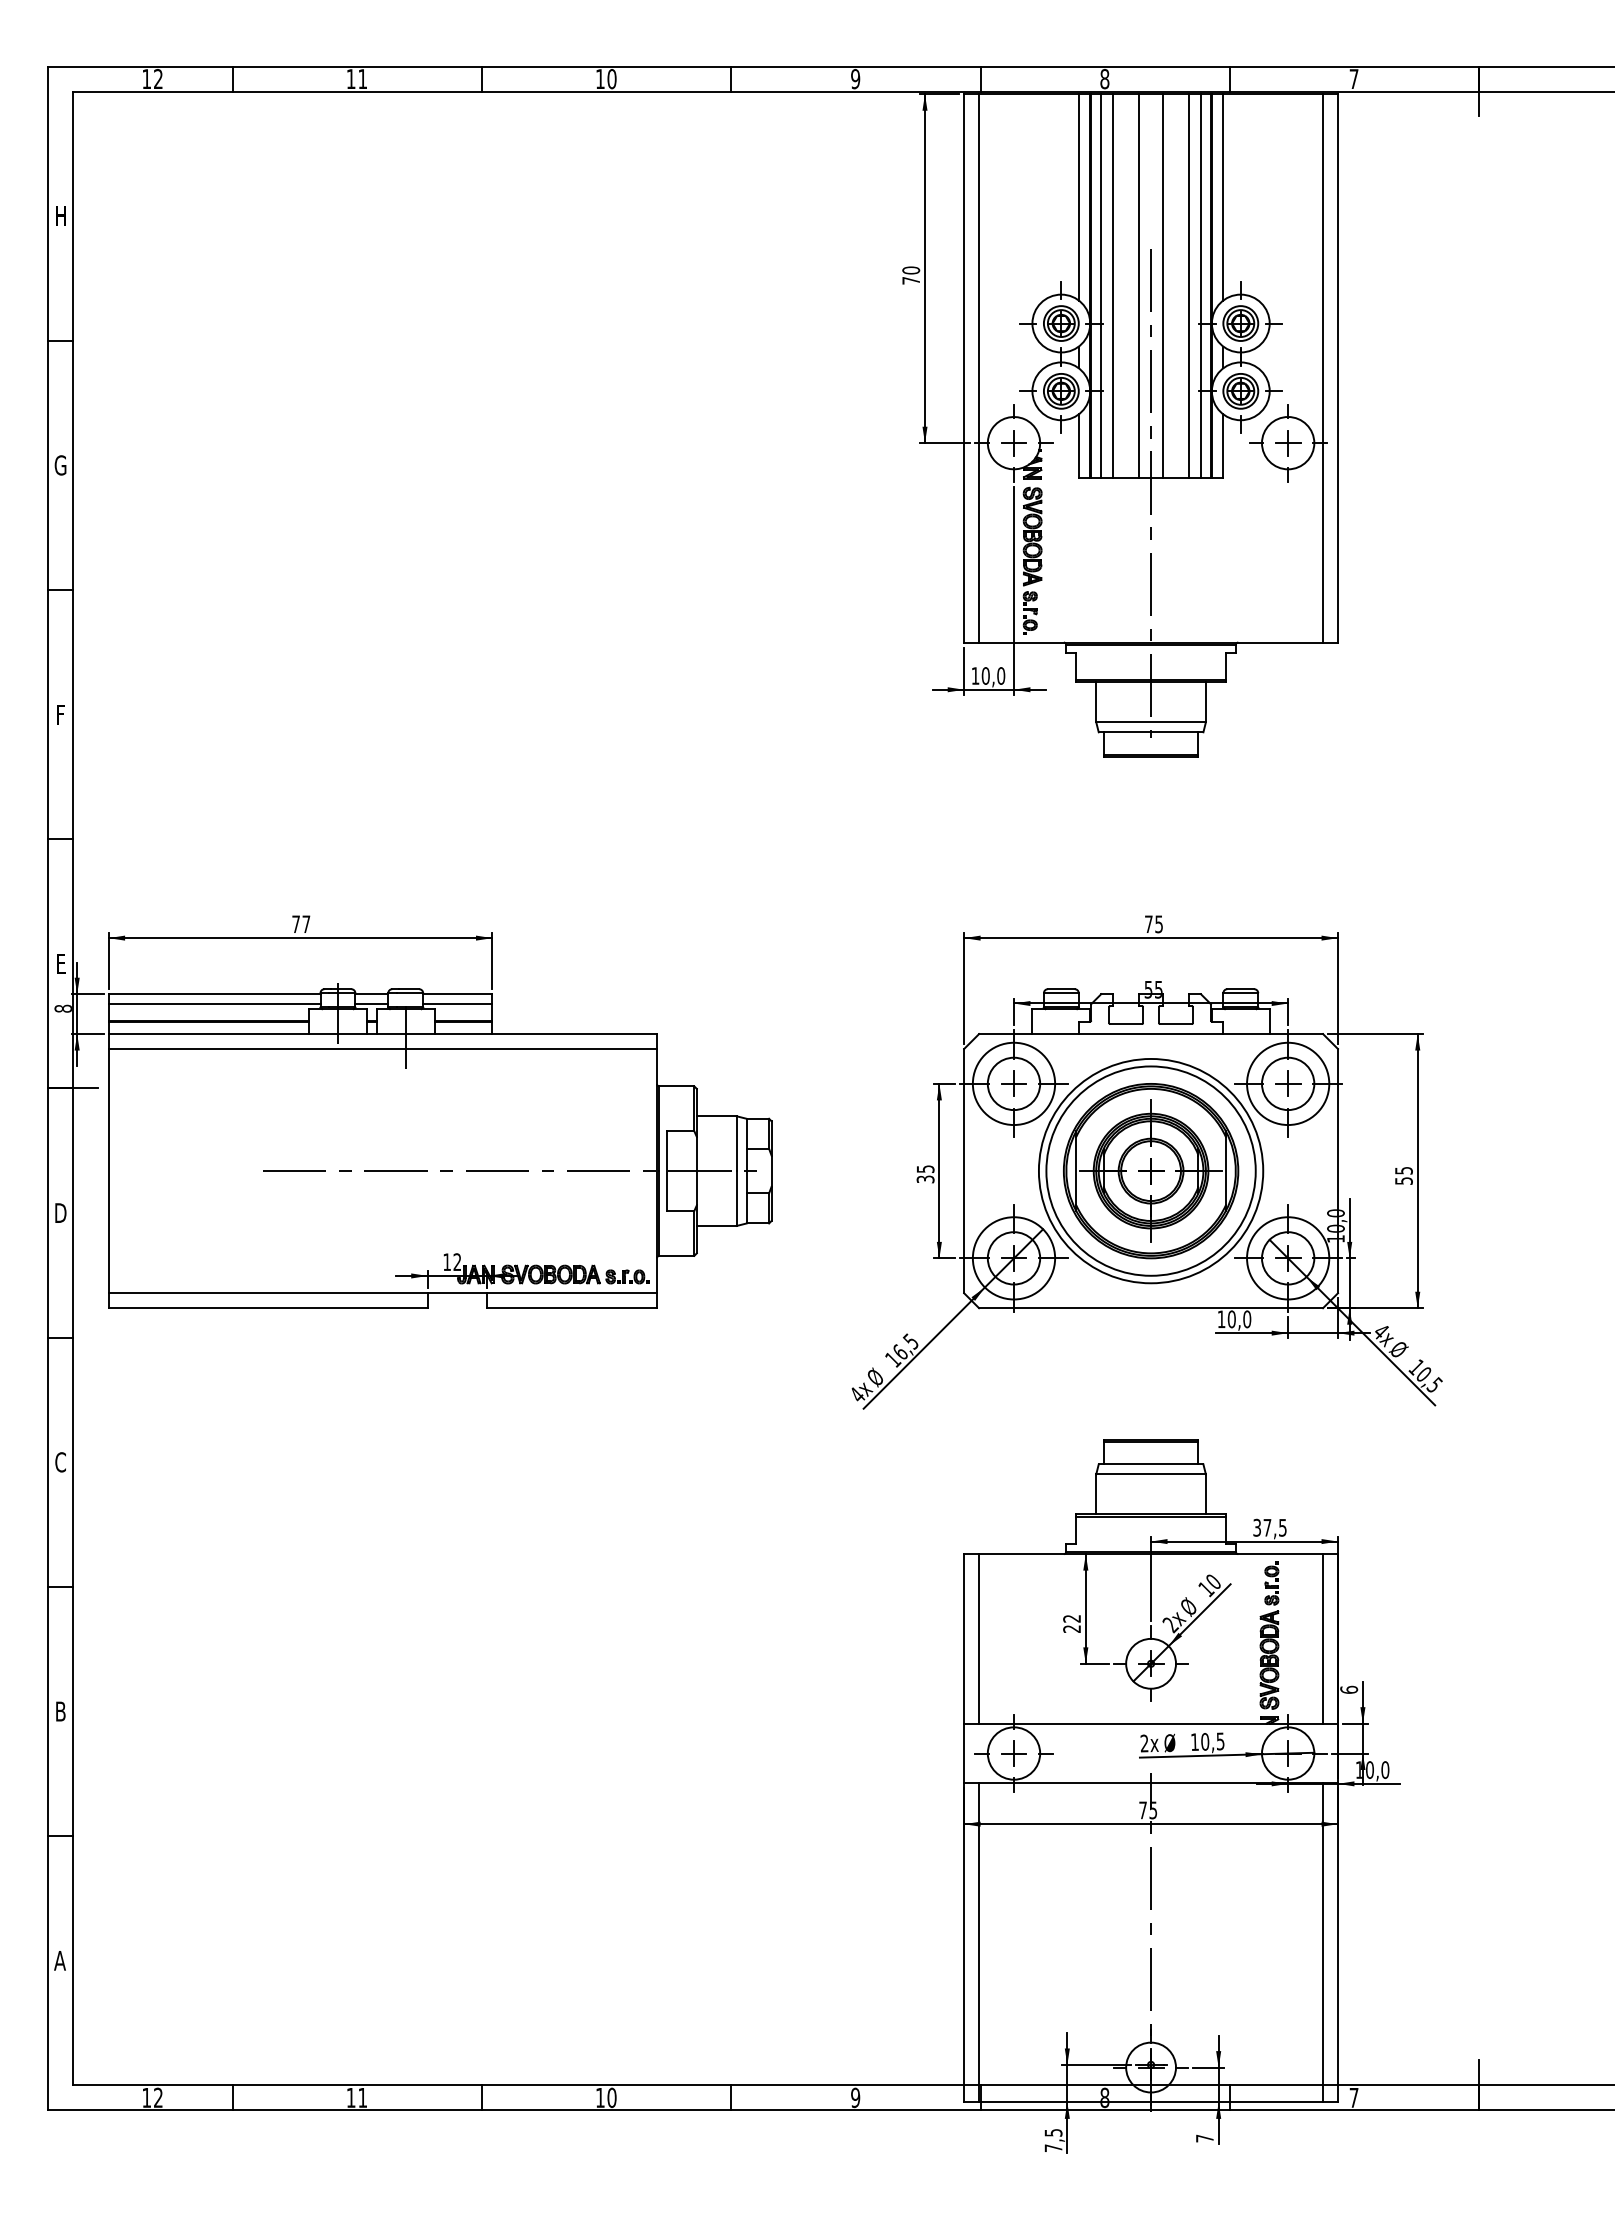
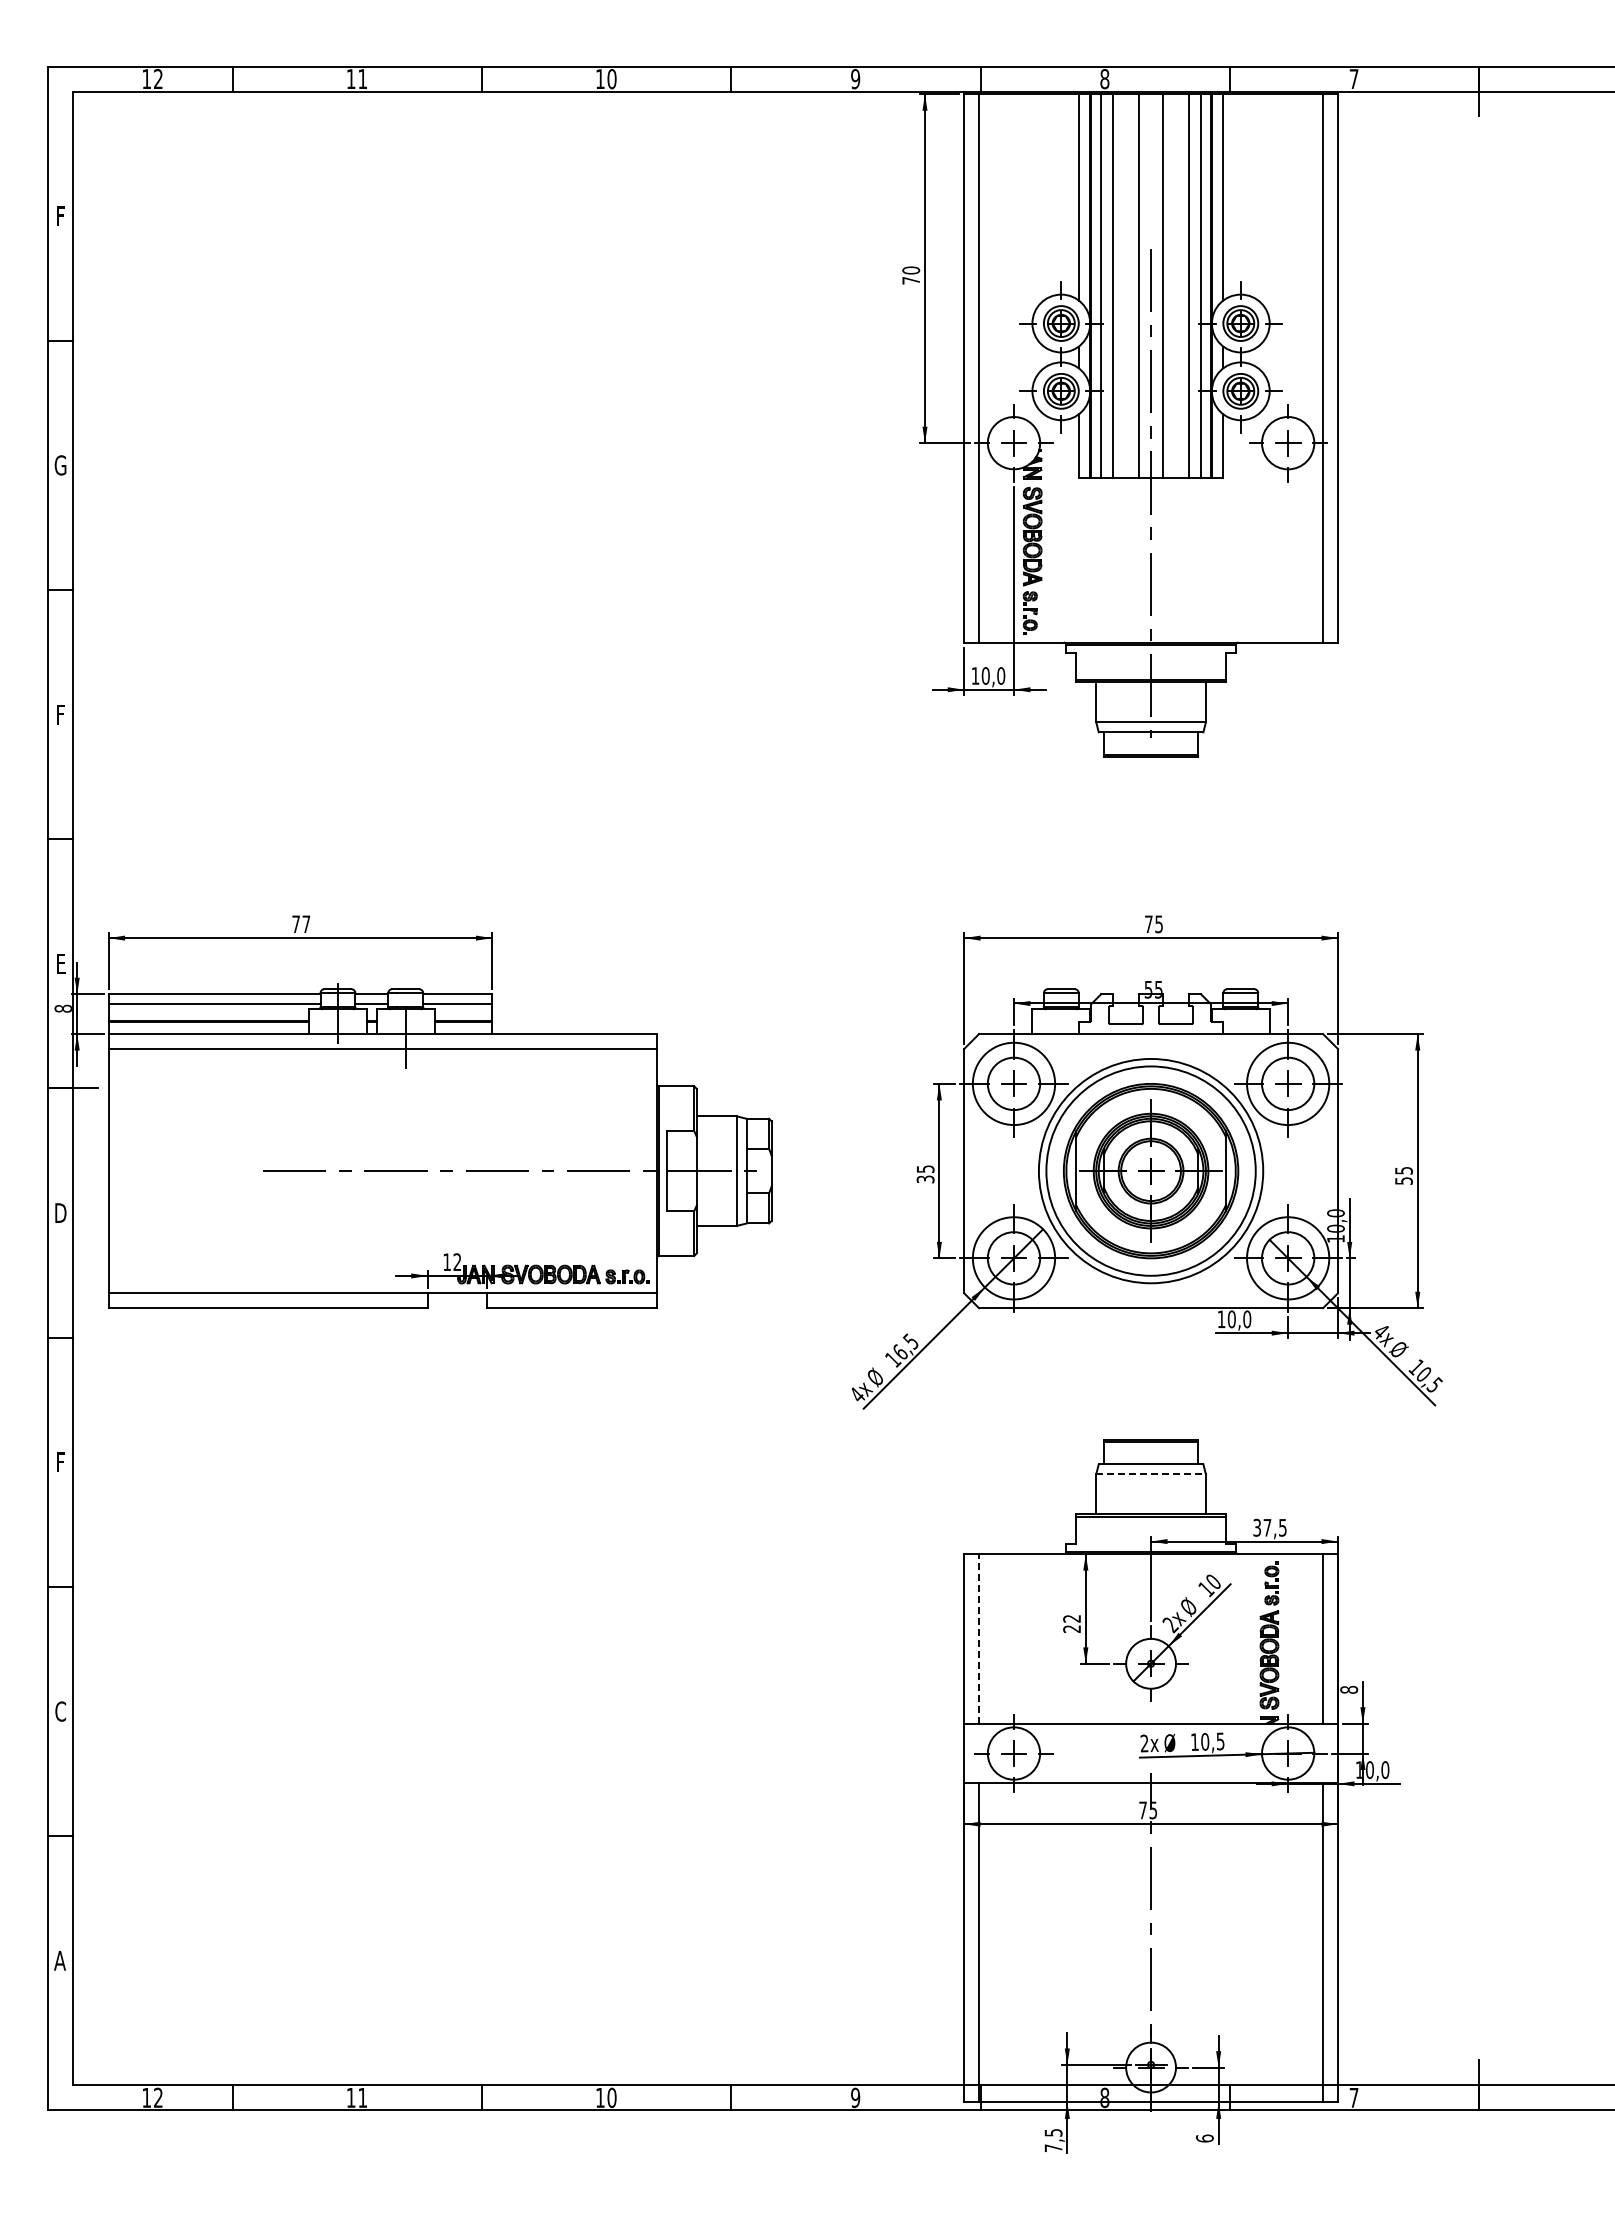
text: H -> F (60, 215)
text: C -> F (60, 1462)
line: solid -> dashed (1151, 1474)
line: solid -> dashed (979, 1638)
text: 6 -> 8 (1348, 1689)
text: B -> C (60, 1711)
text: 7 -> 6 (1204, 2138)
